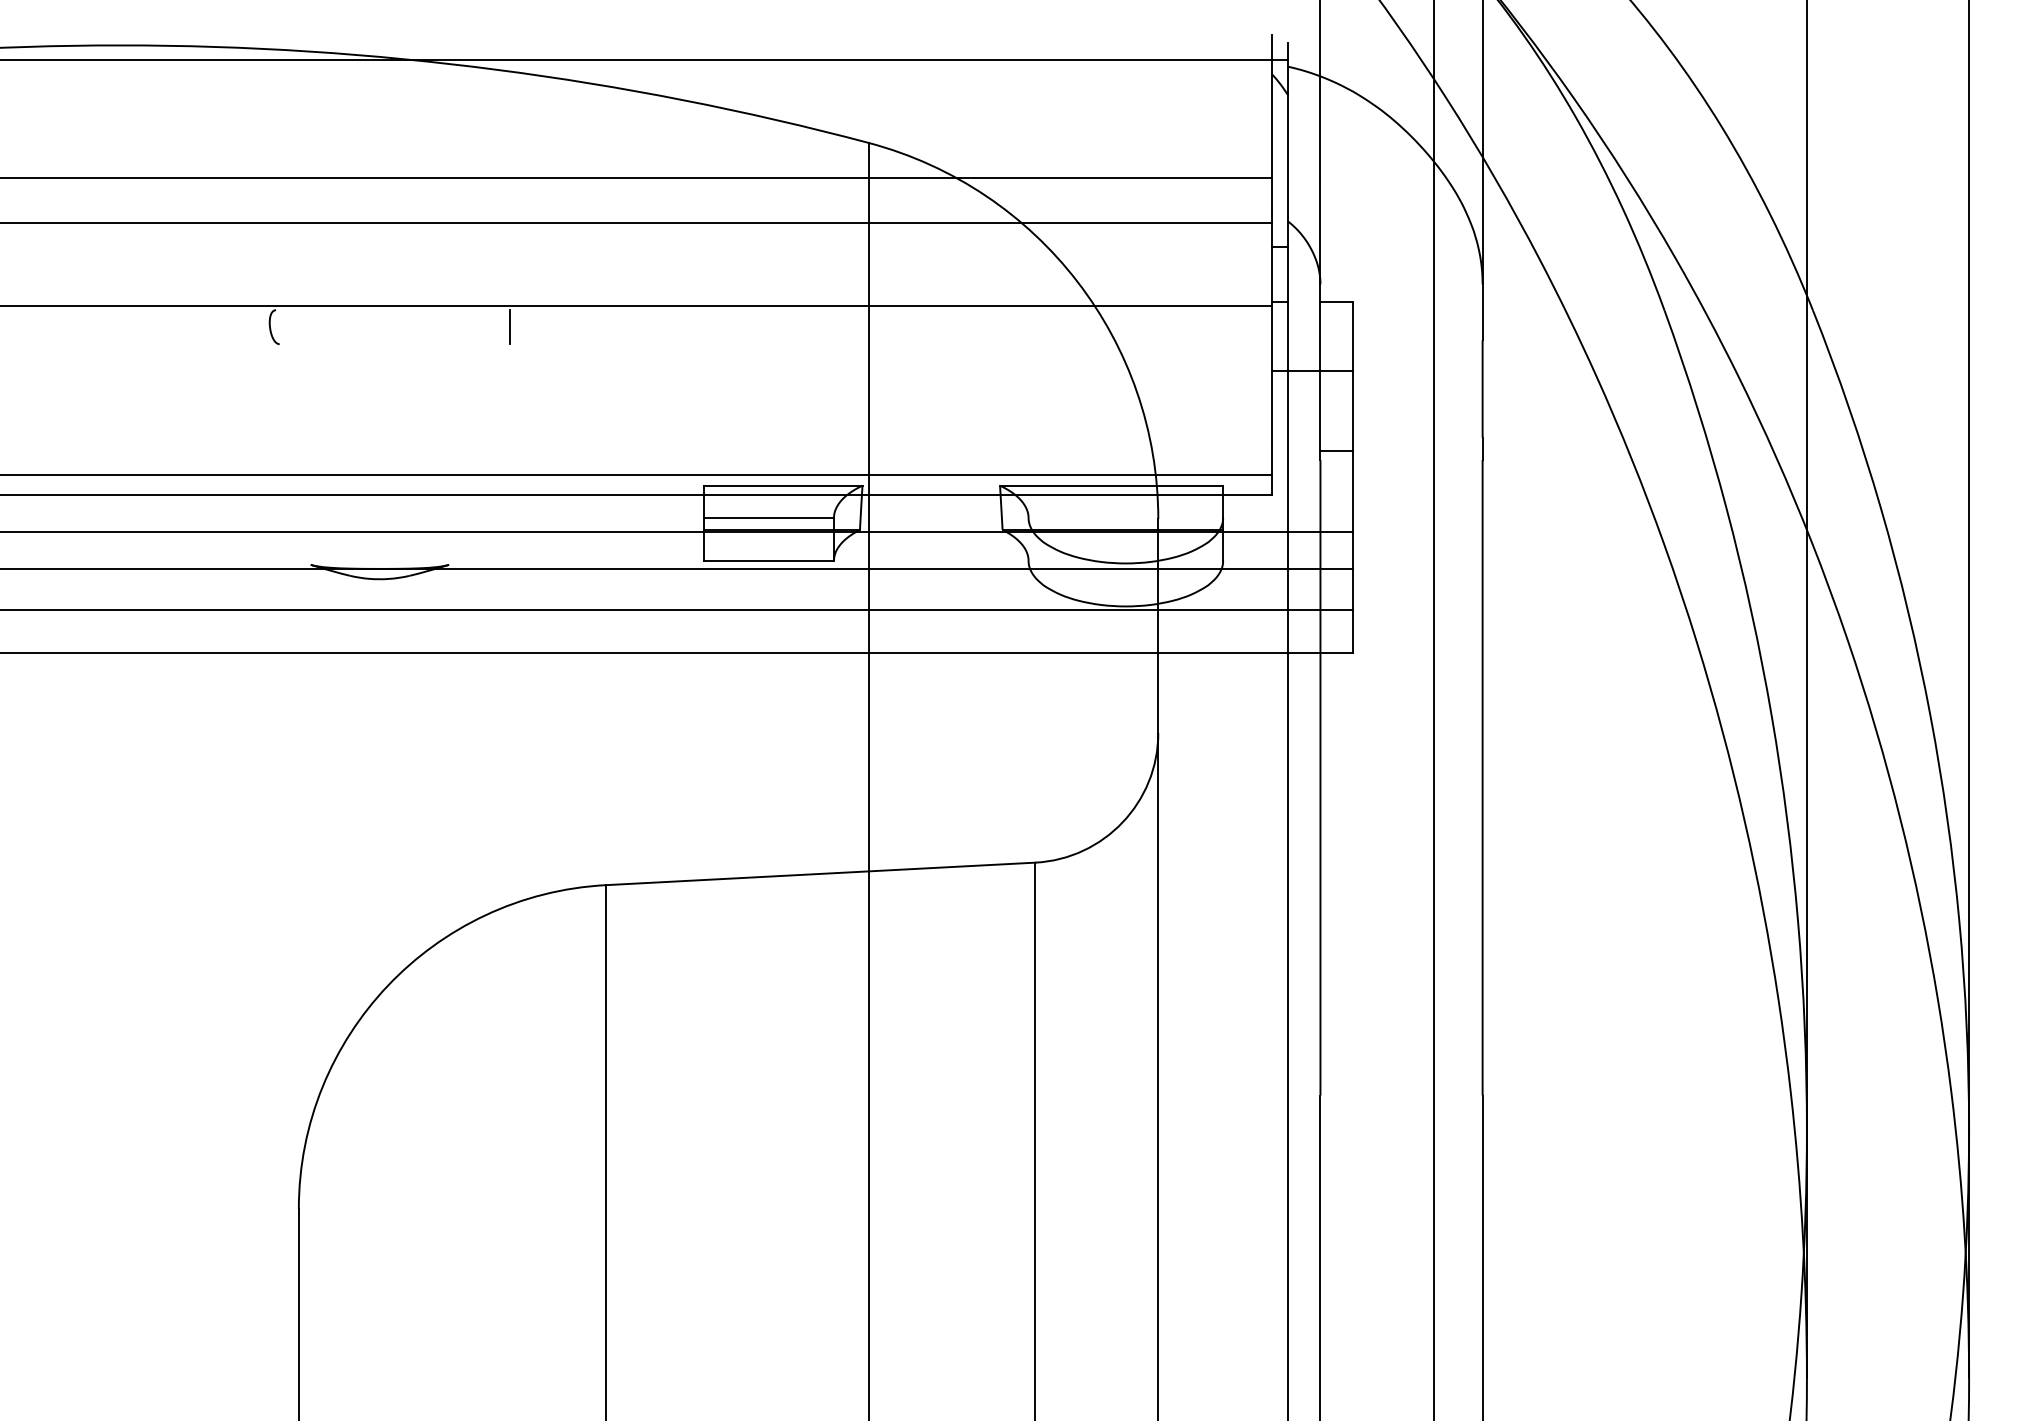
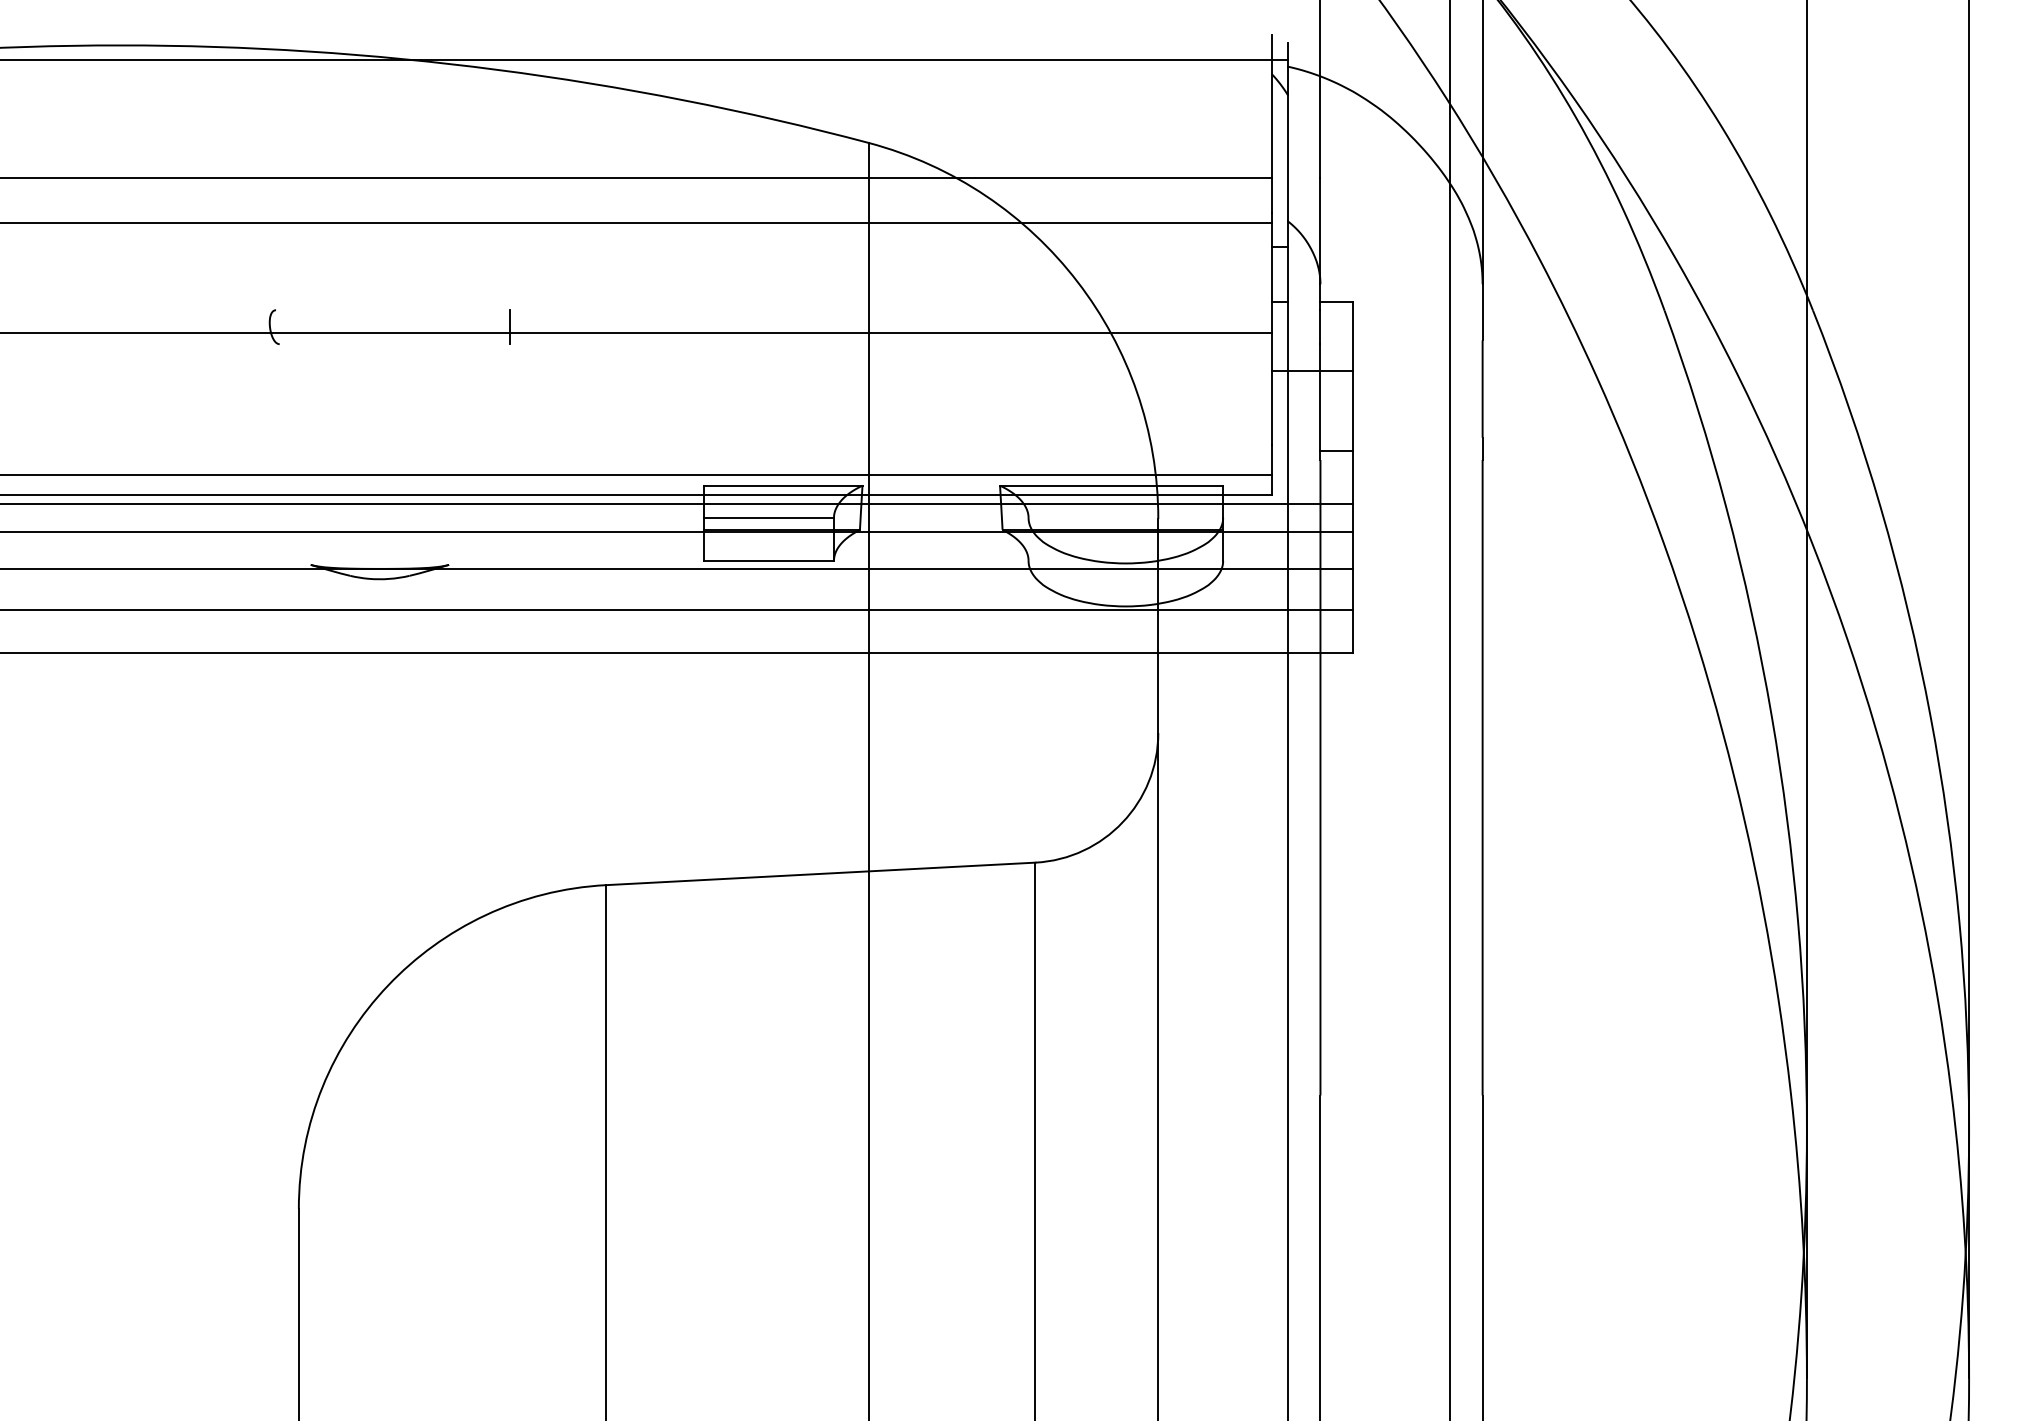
line position: (636, 305) -> (636, 332) (636, 332)
line: none -> present (677, 503)
line position: (1434, 709) -> (1450, 709) (1450, 709)
